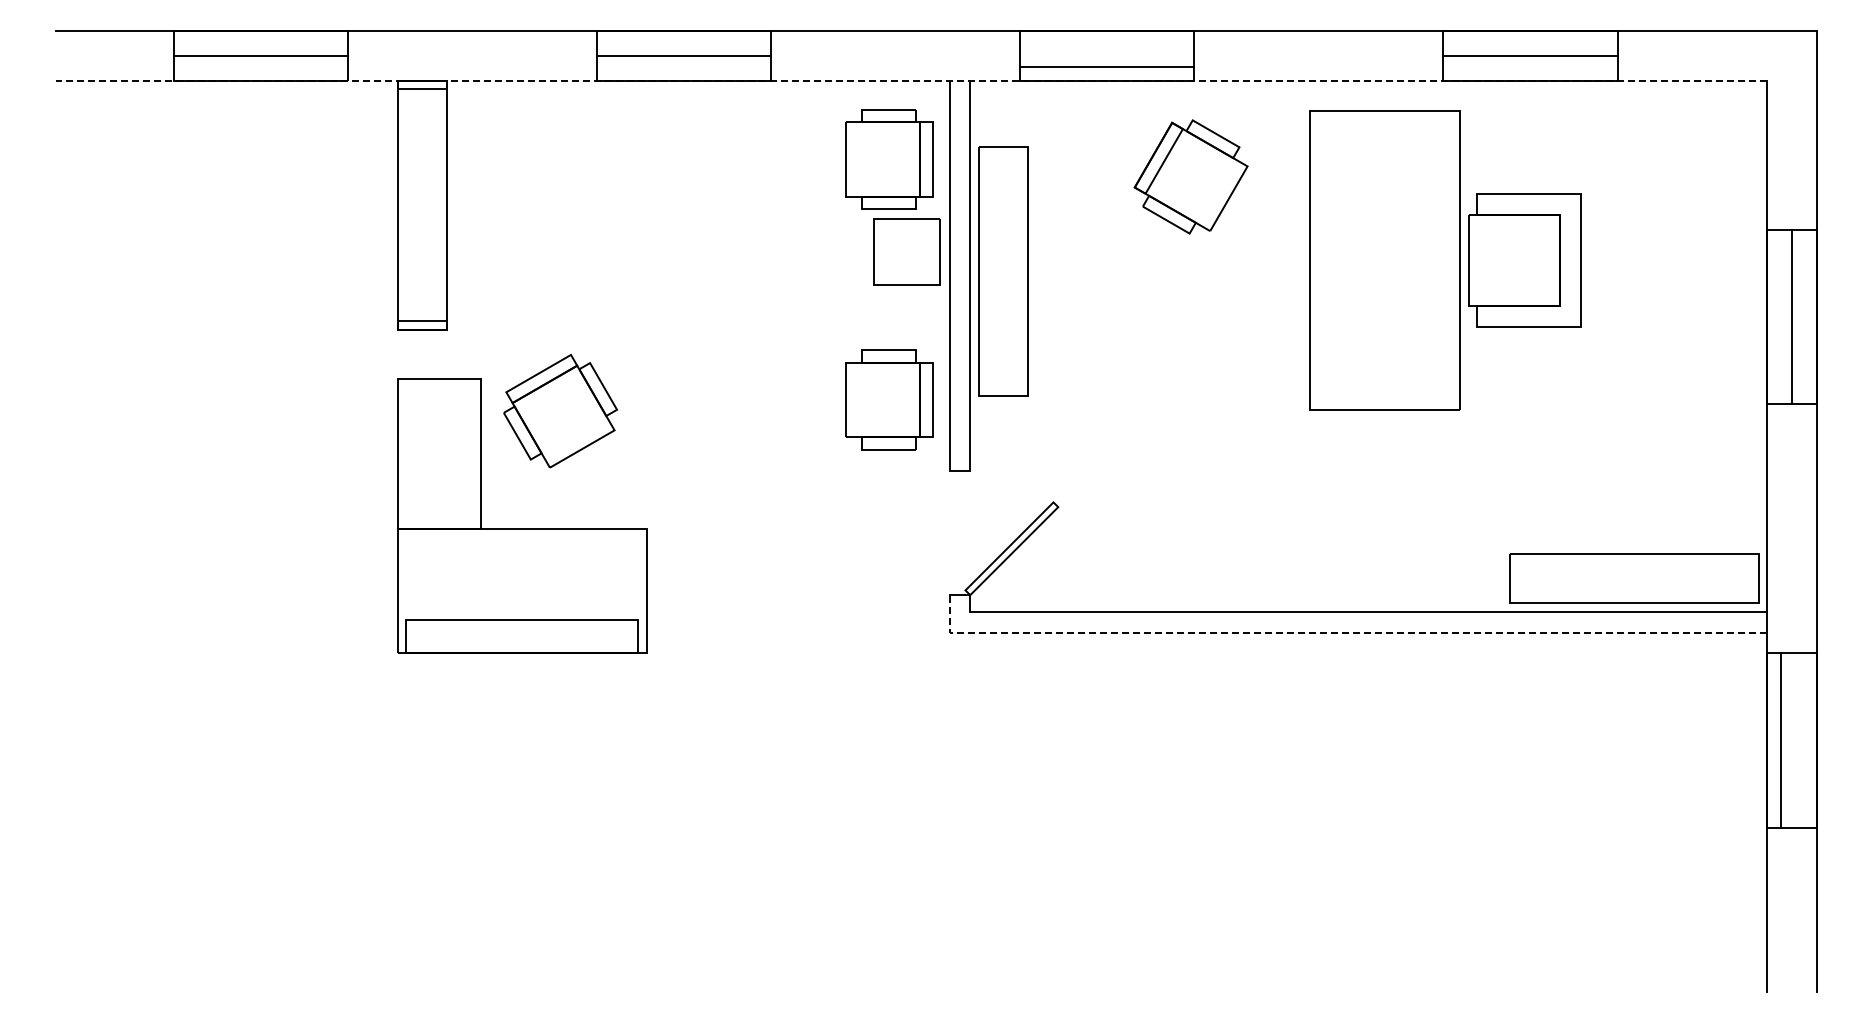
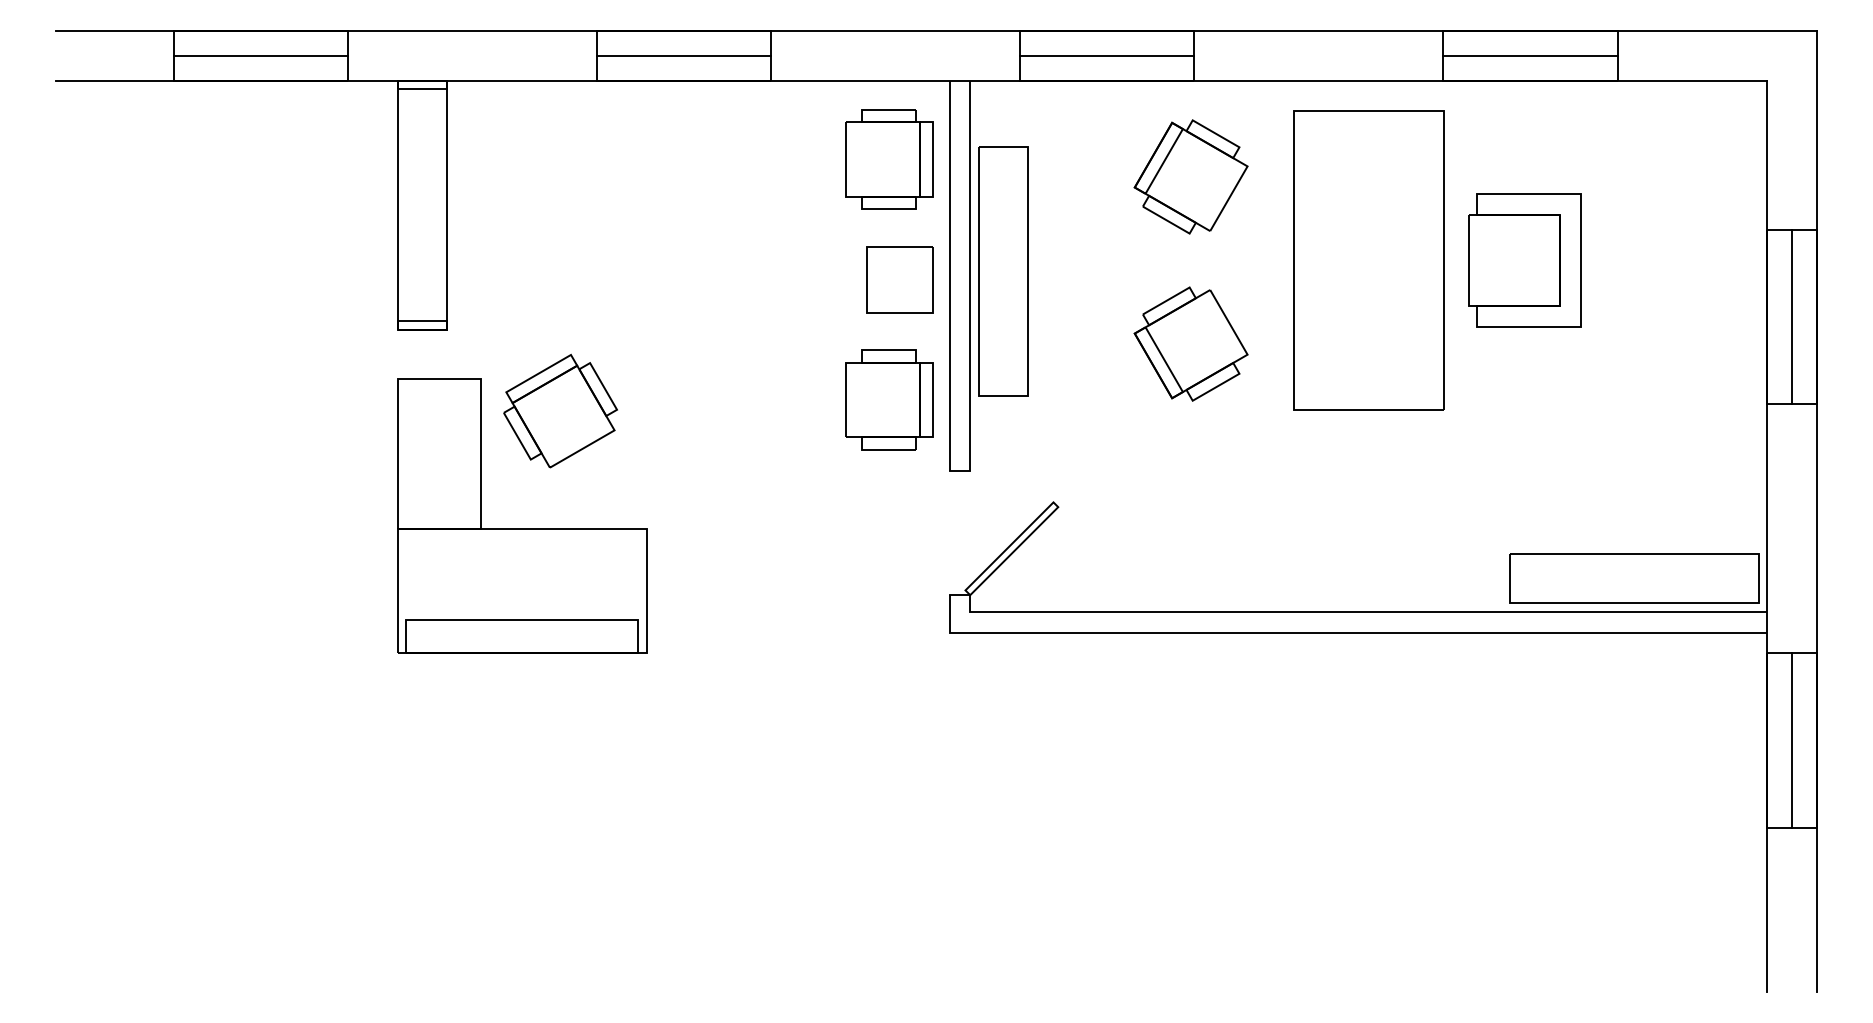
line position: (1107, 66) -> (1107, 55) (1107, 55)
line: dashed -> solid (911, 80)
part position: (906, 251) -> (899, 279) (899, 279)
part position: (1384, 260) -> (1368, 260) (1368, 260)
part: none -> present (1190, 343)
line: dashed -> solid (1338, 632)
line position: (1780, 740) -> (1791, 740) (1791, 740)
